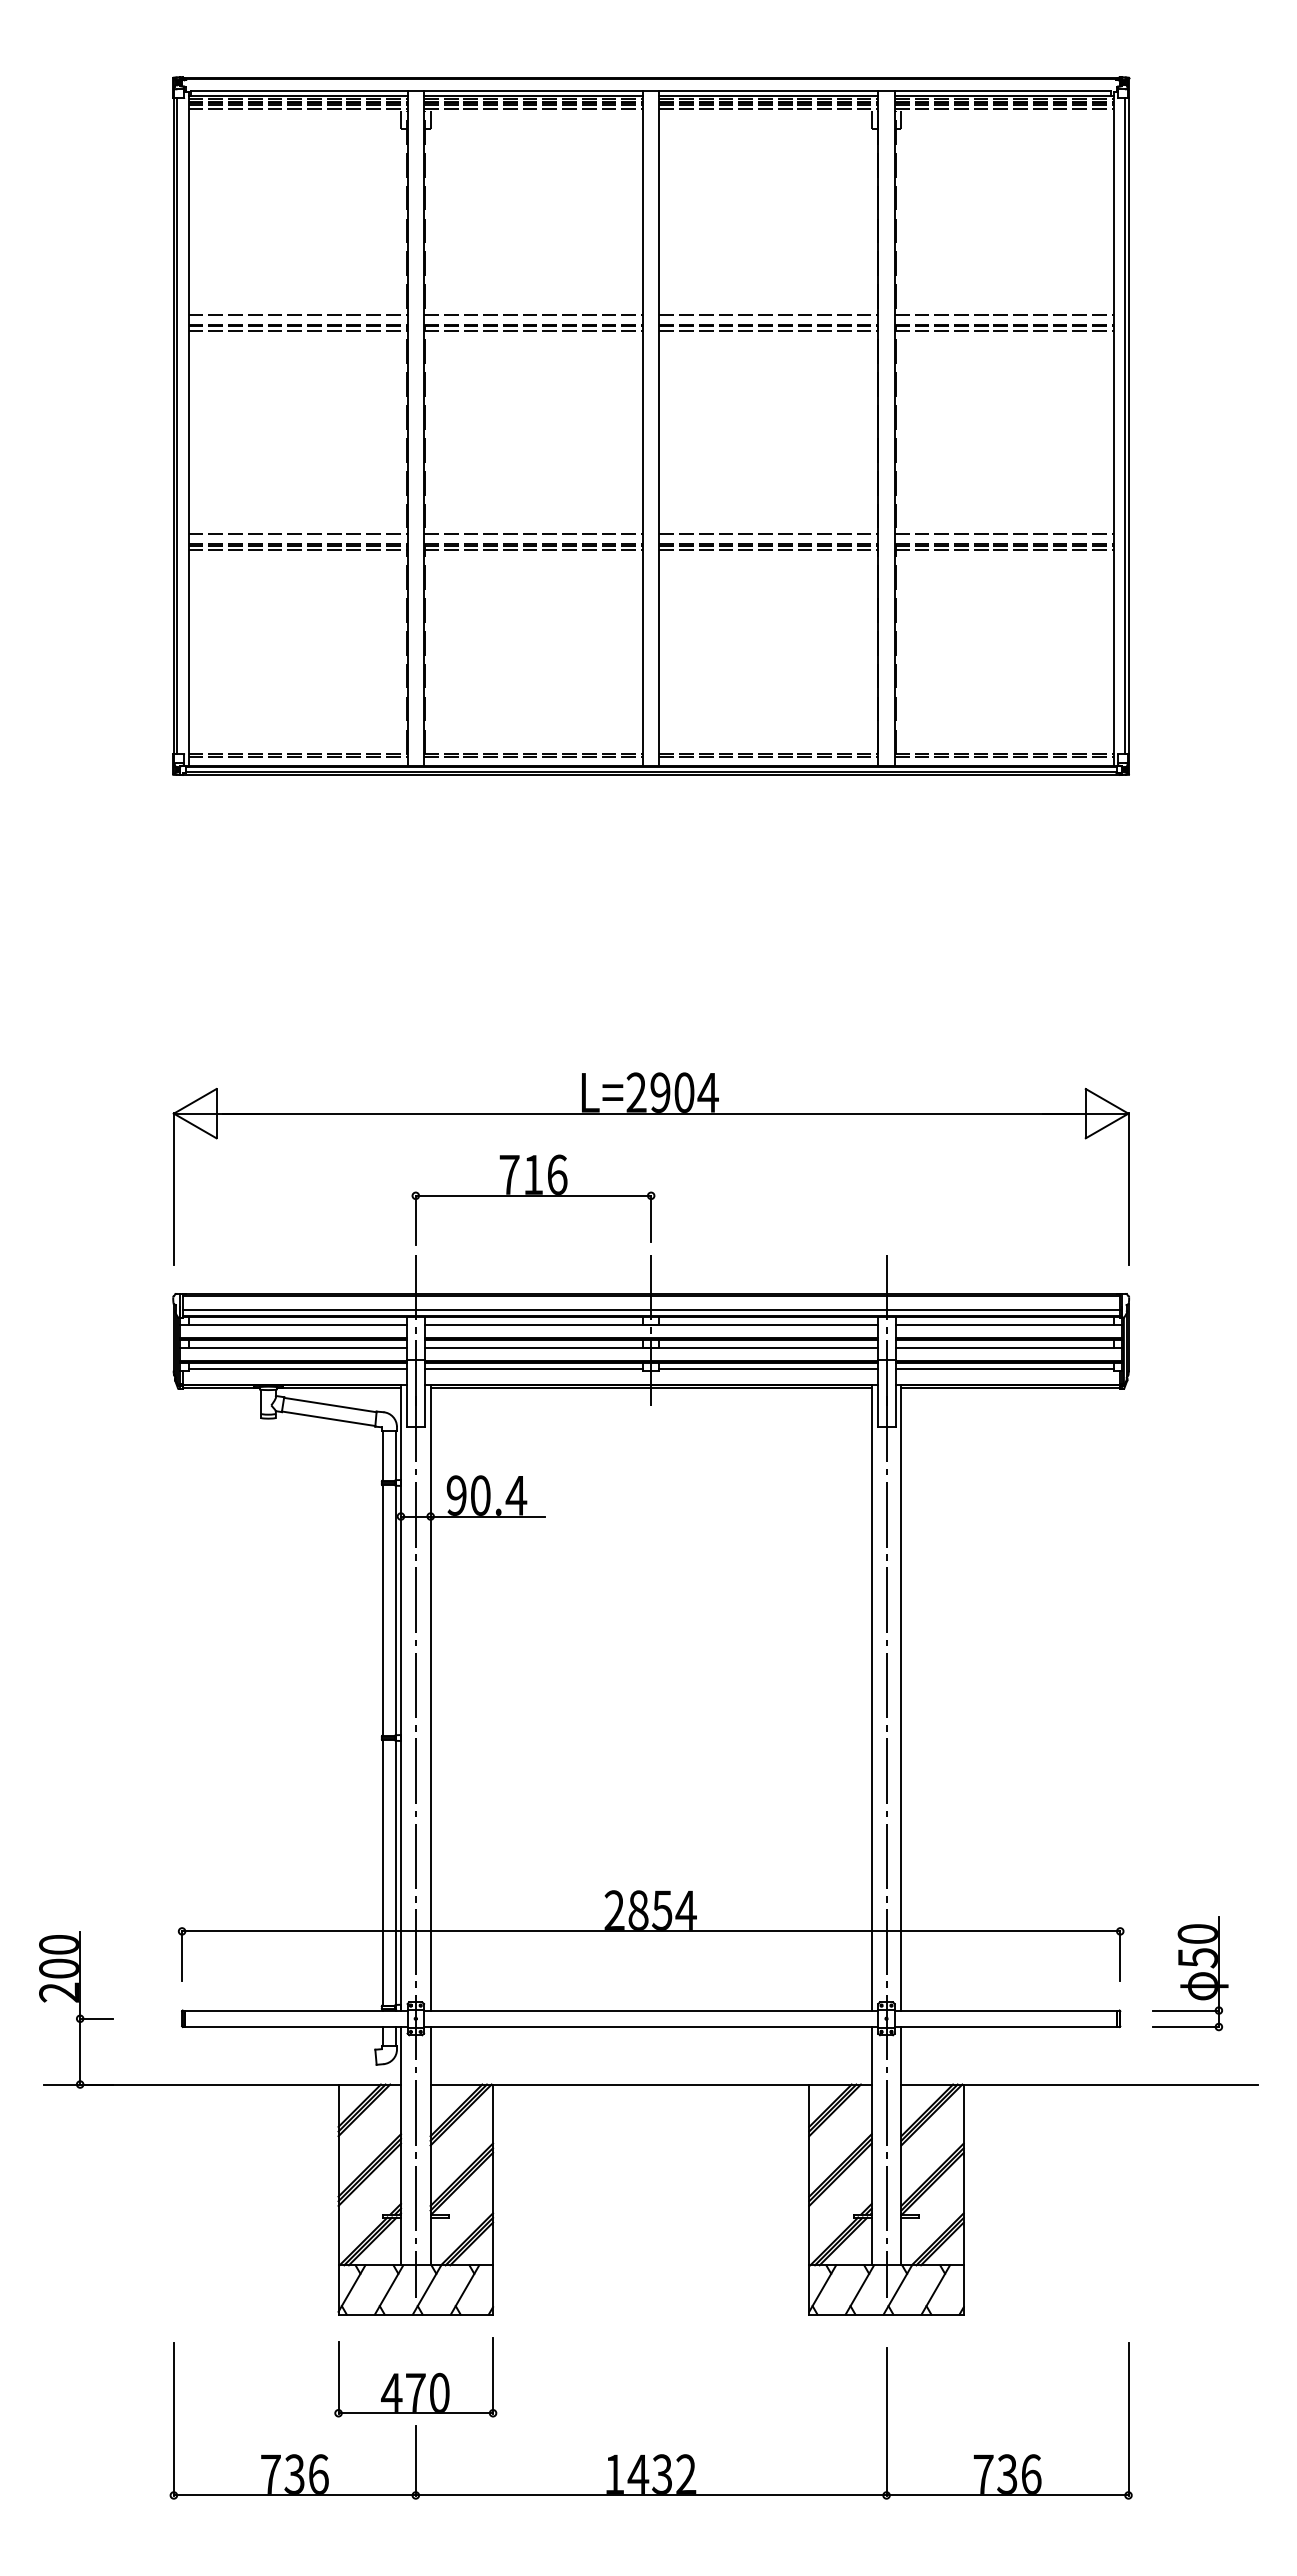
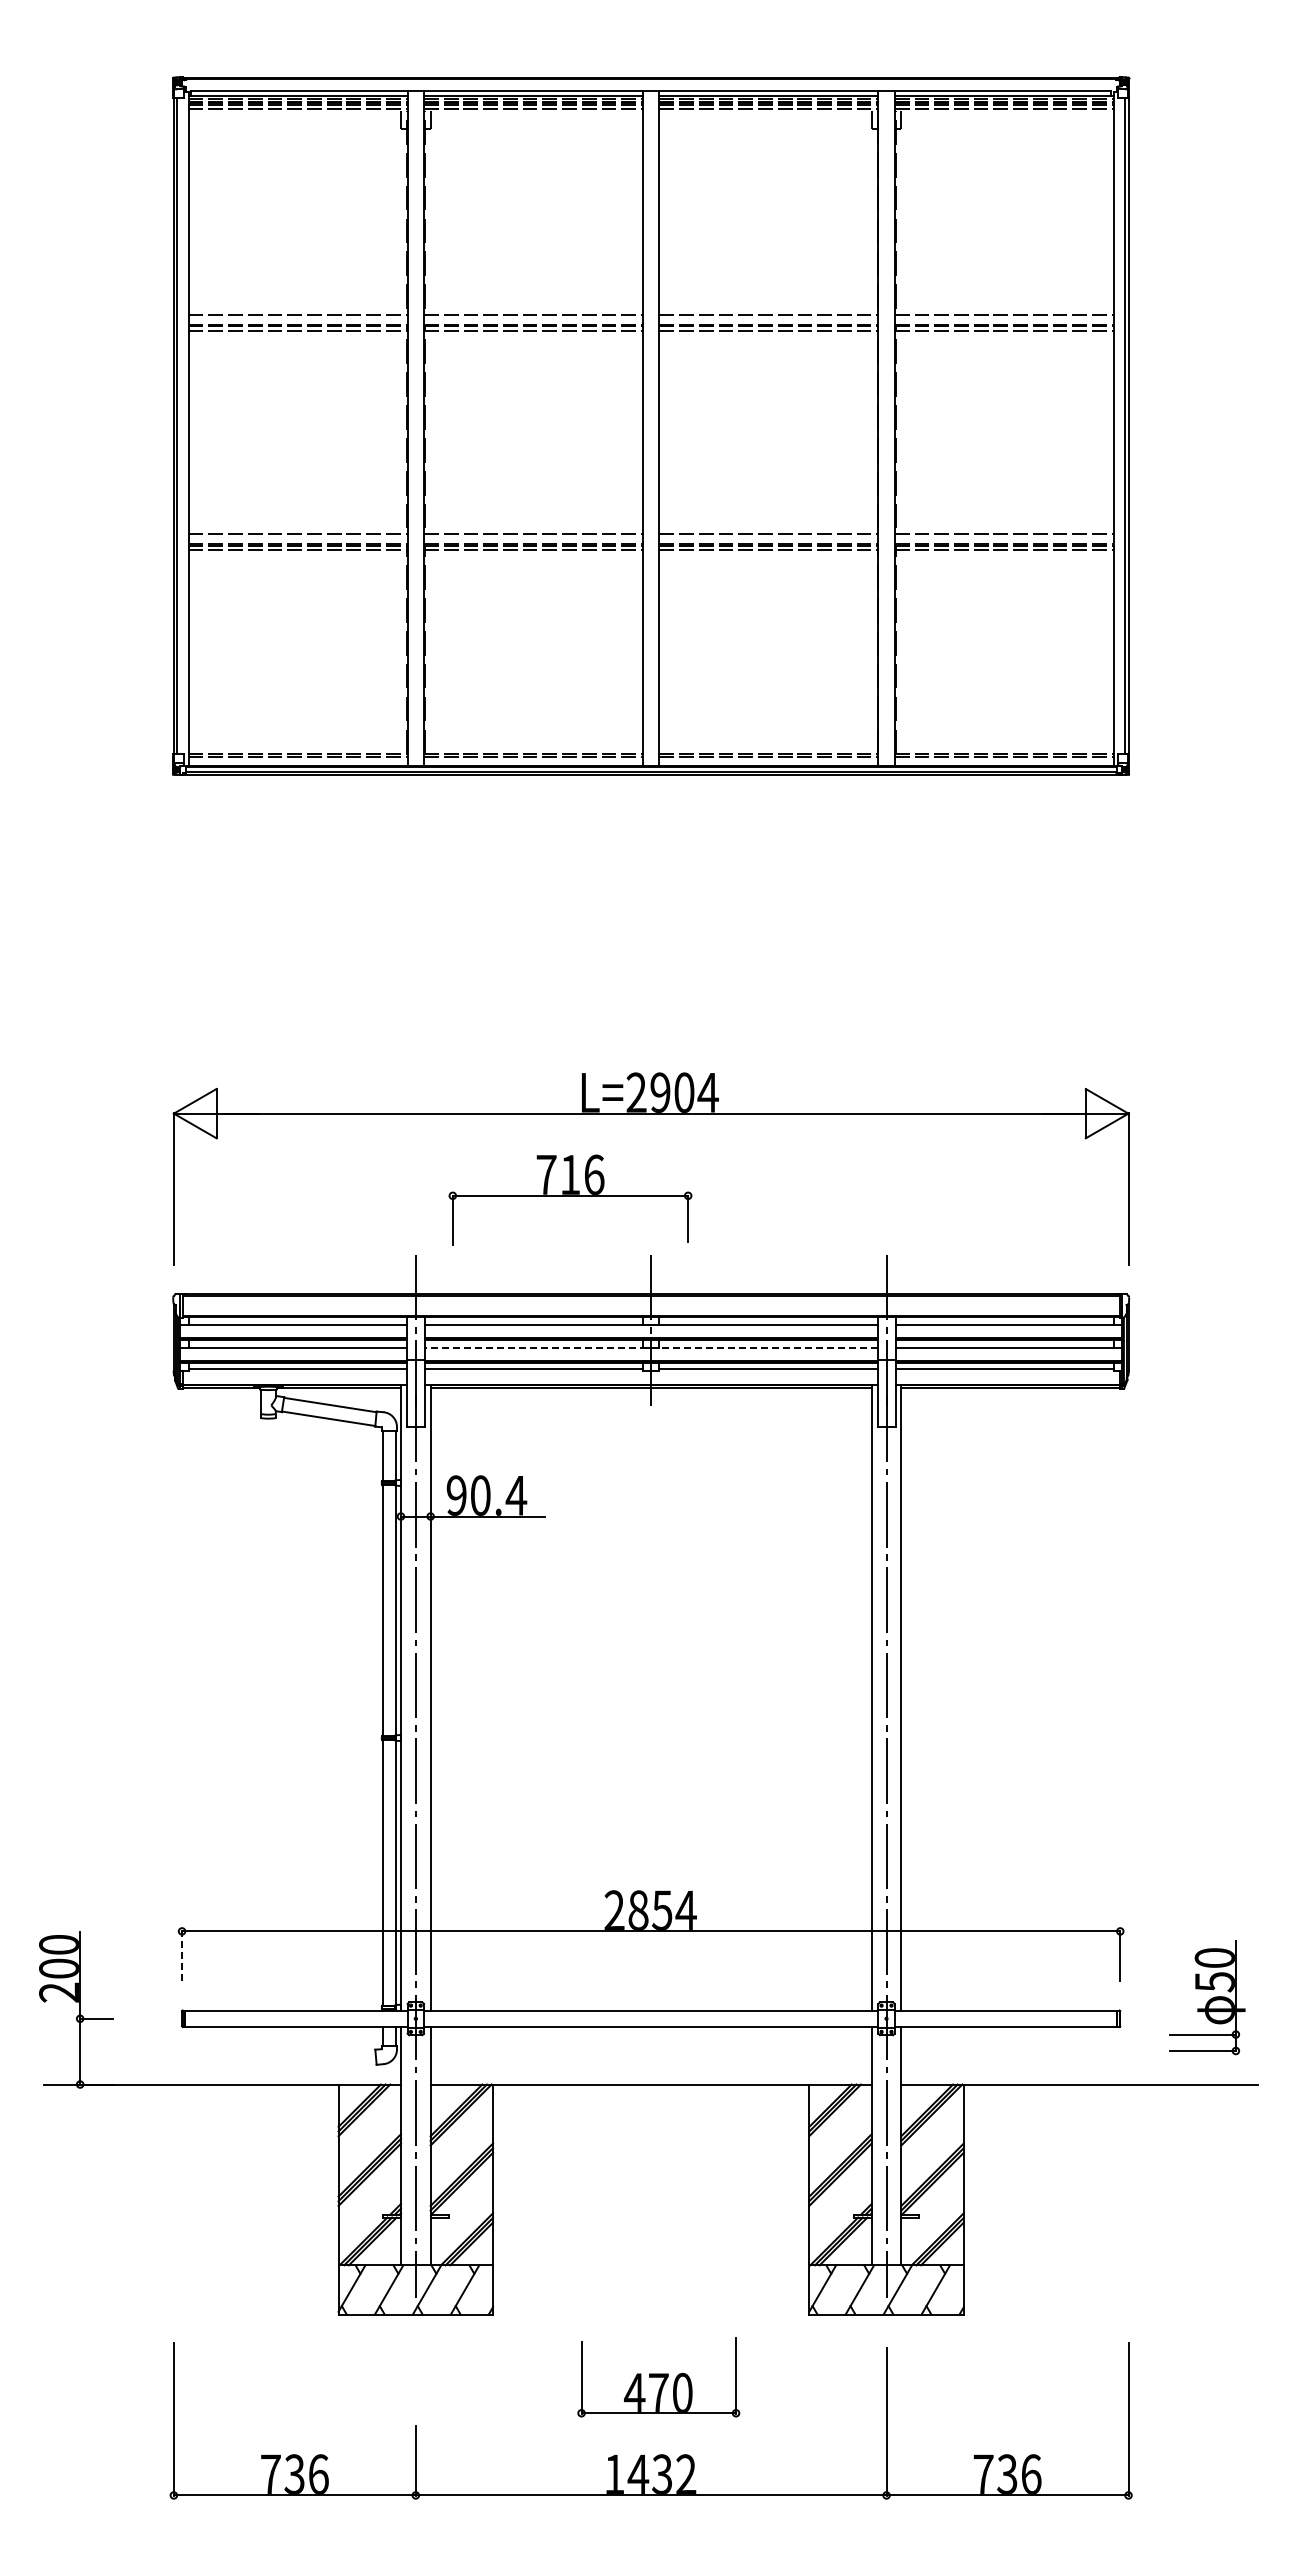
part position: (533, 1199) -> (570, 1199) (570, 1199)
line: present -> none (650, 1310)
line: solid -> dashed (650, 1347)
line: solid -> dashed (182, 1956)
part position: (1190, 1973) -> (1207, 1997) (1207, 1997)
part position: (415, 2377) -> (658, 2377) (658, 2377)
